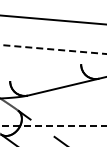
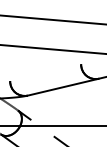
line: dashed -> solid (54, 49)
line: dashed -> solid (53, 126)
